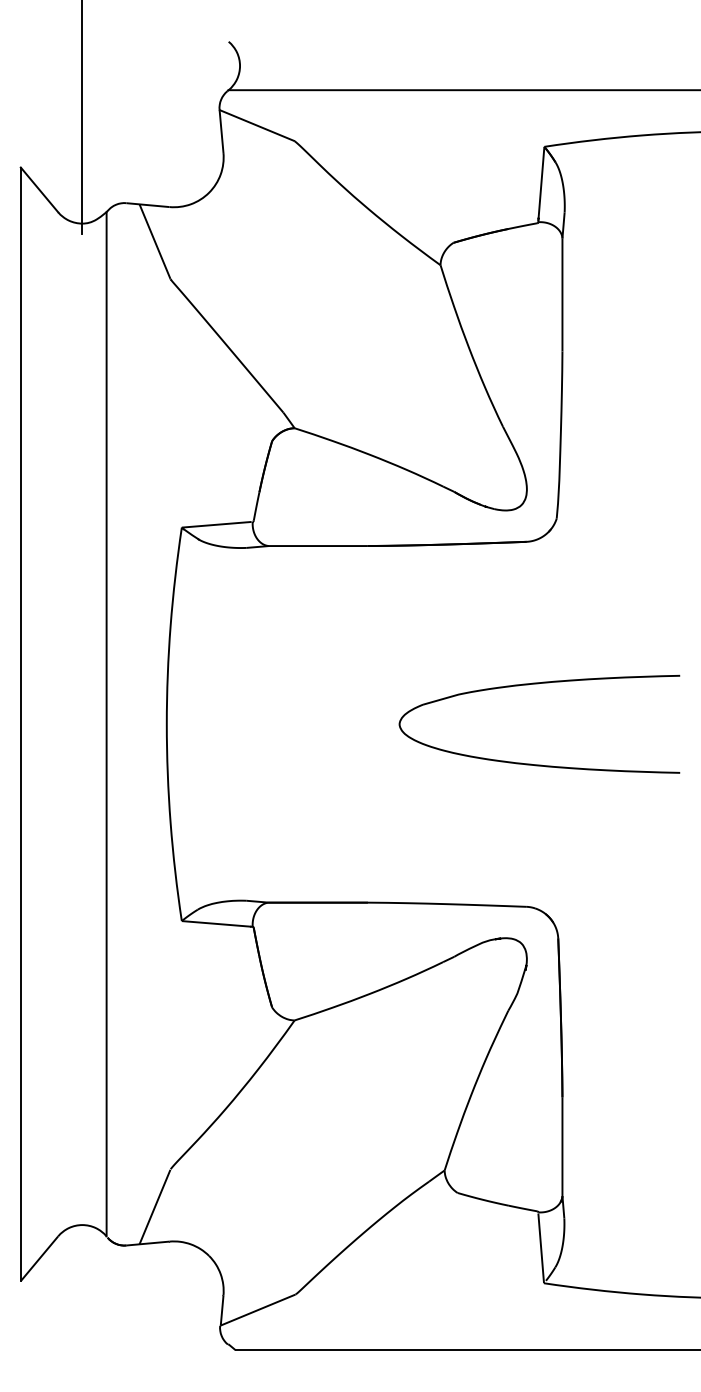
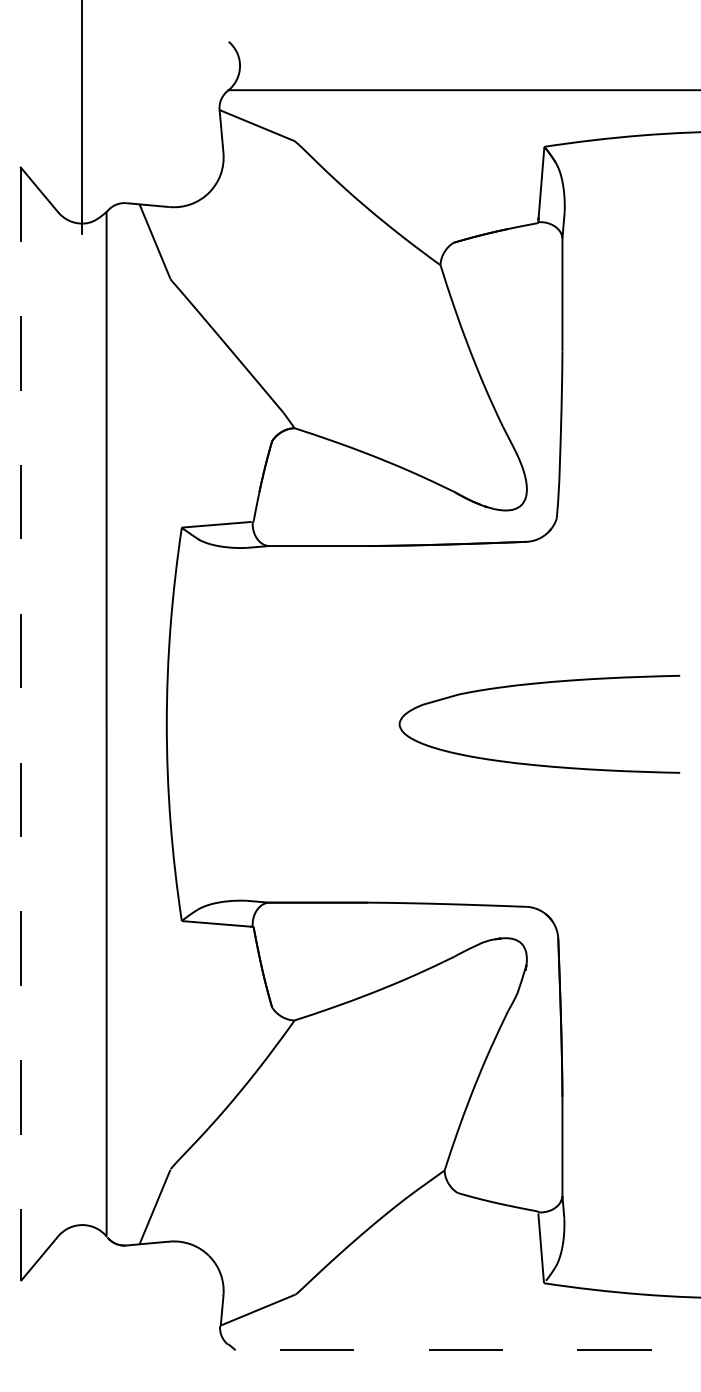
line: solid -> dashed (20, 724)
line: solid -> dashed (467, 1350)
